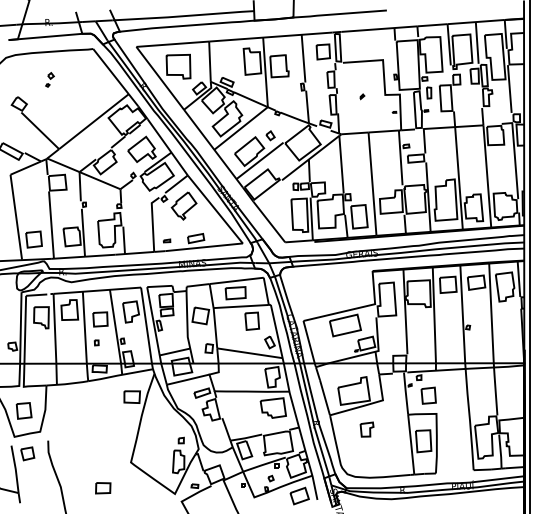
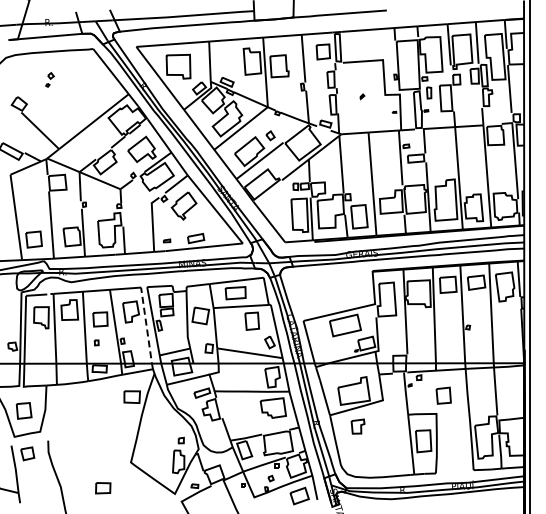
line: solid -> dashed (147, 329)
part position: (428, 395) -> (443, 395) (443, 395)
part position: (366, 429) -> (357, 426) (357, 426)
